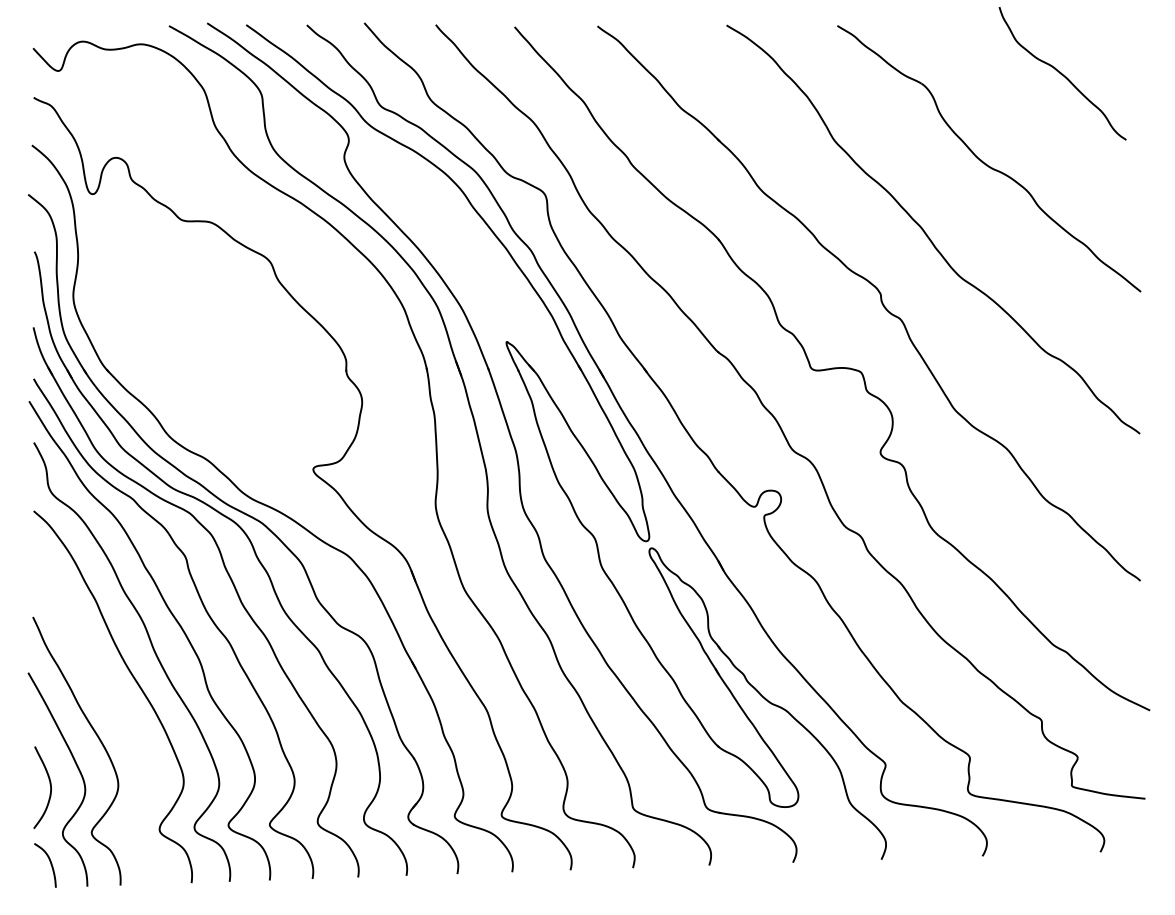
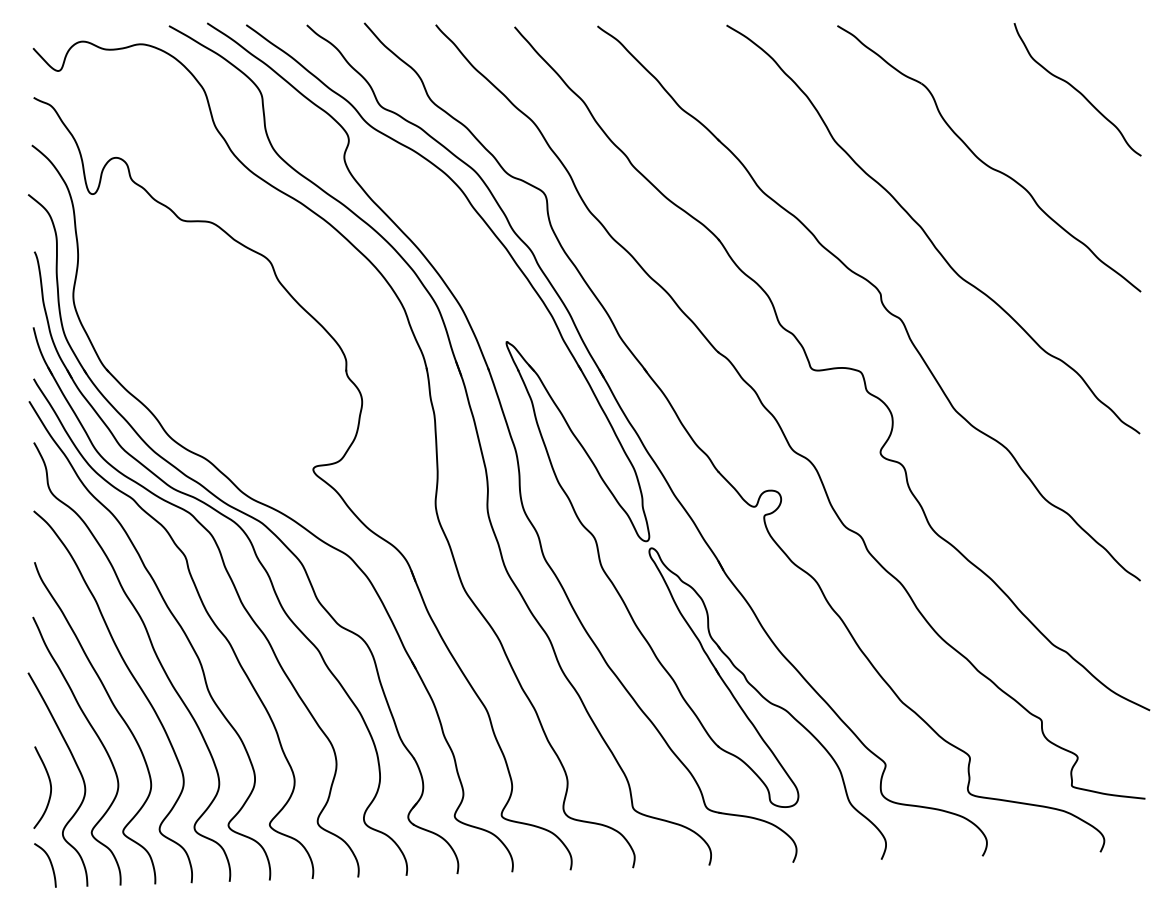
curve position: (1062, 73) -> (1077, 89) (1077, 89)
curve: none -> present (116, 711)
